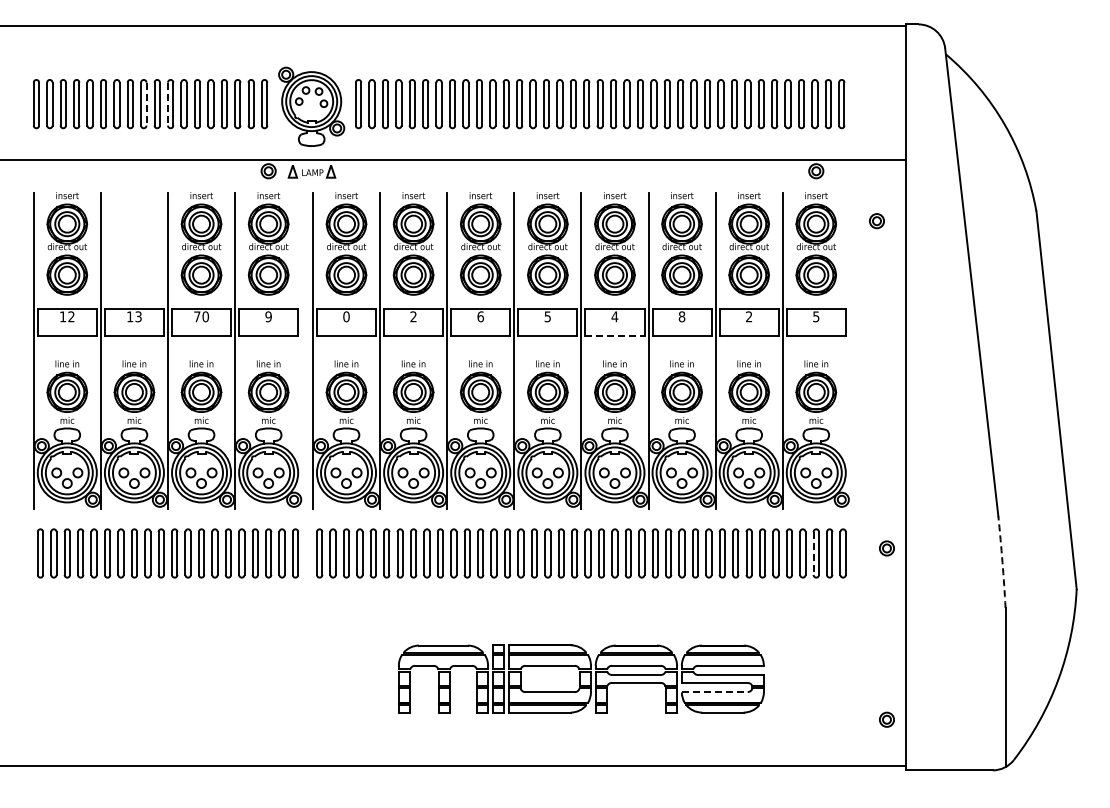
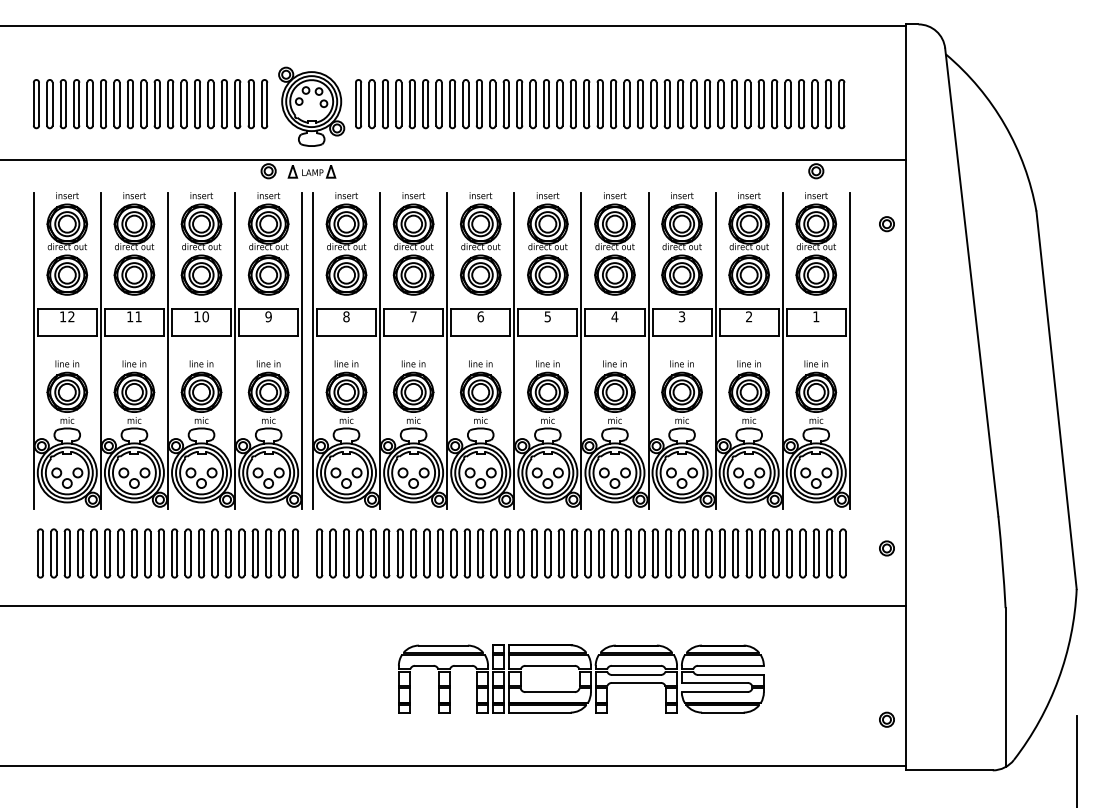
line: dashed -> solid (146, 104)
line: dashed -> solid (167, 104)
part position: (876, 221) -> (886, 224) (886, 224)
part: none -> present (134, 243)
text: 13 -> 11 (138, 316)
text: 70 -> 10 (197, 316)
text: 0 -> 8 (346, 316)
text: 2 -> 7 (413, 316)
text: 8 -> 3 (681, 316)
text: 5 -> 1 (816, 316)
line: dashed -> solid (614, 335)
line: none -> present (302, 350)
line: none -> present (849, 350)
line: dashed -> solid (813, 553)
arc: dashed -> solid (1002, 562)
line: none -> present (454, 606)
line: dashed -> solid (714, 692)
line: none -> present (1076, 759)
